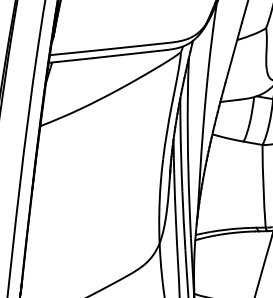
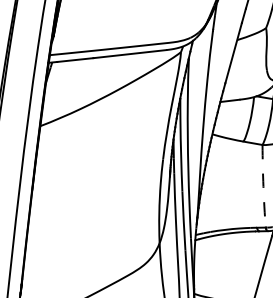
arc: solid -> dashed (263, 186)
